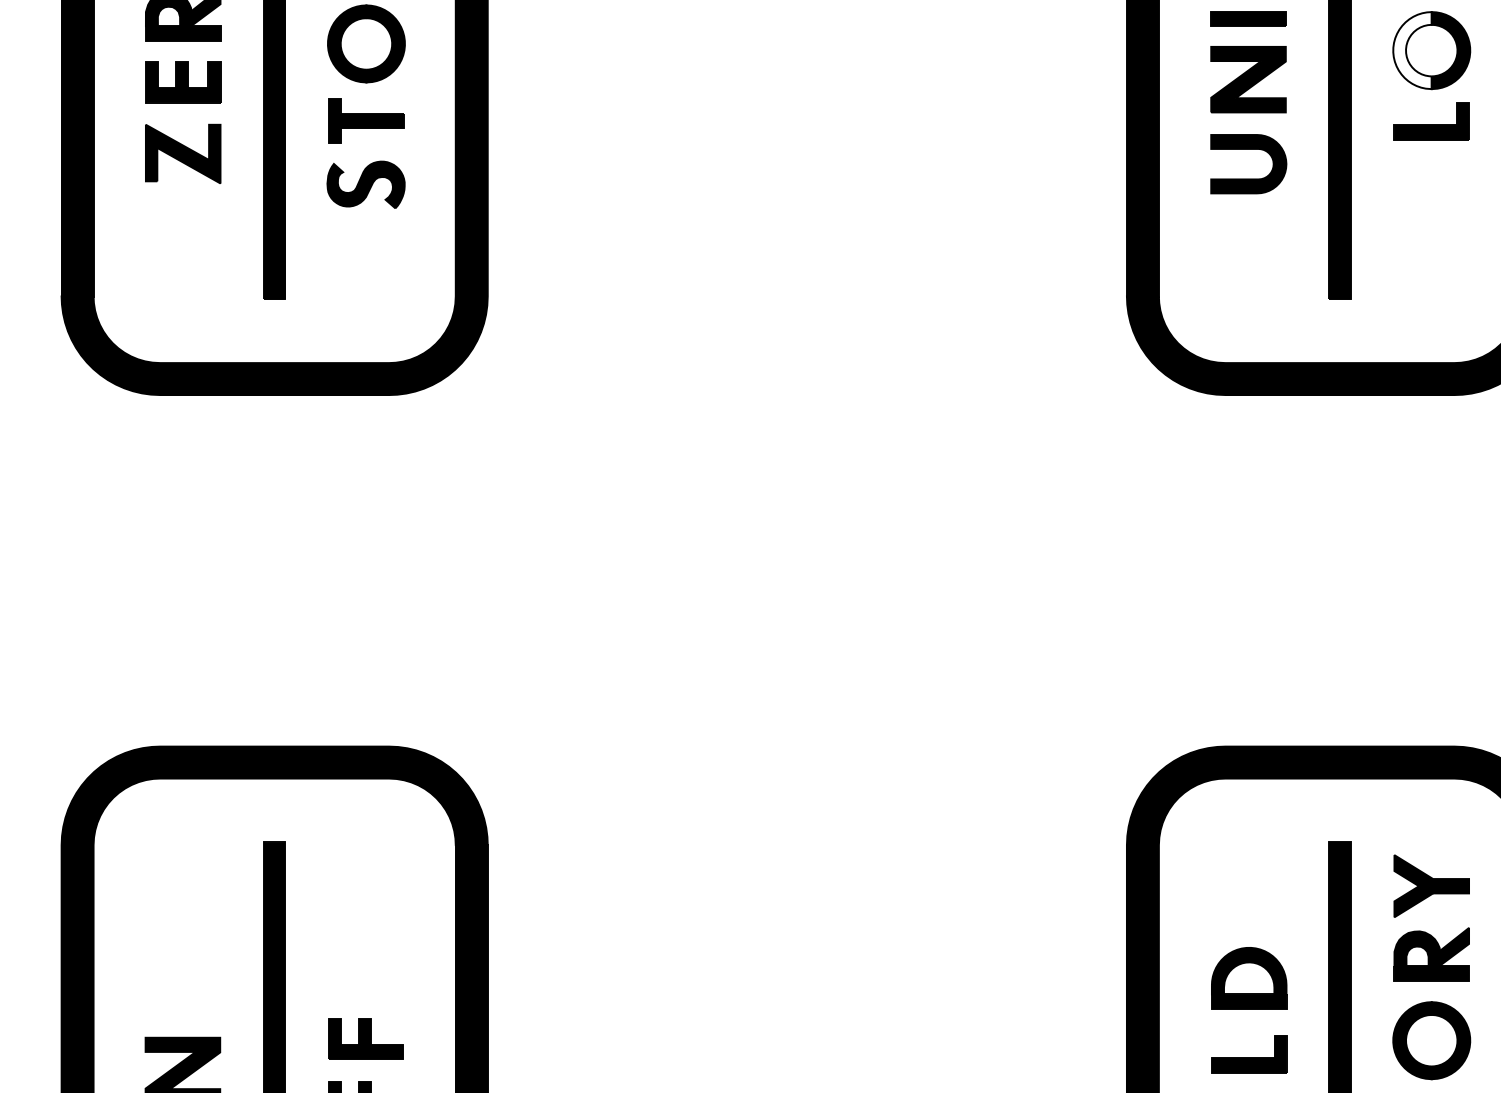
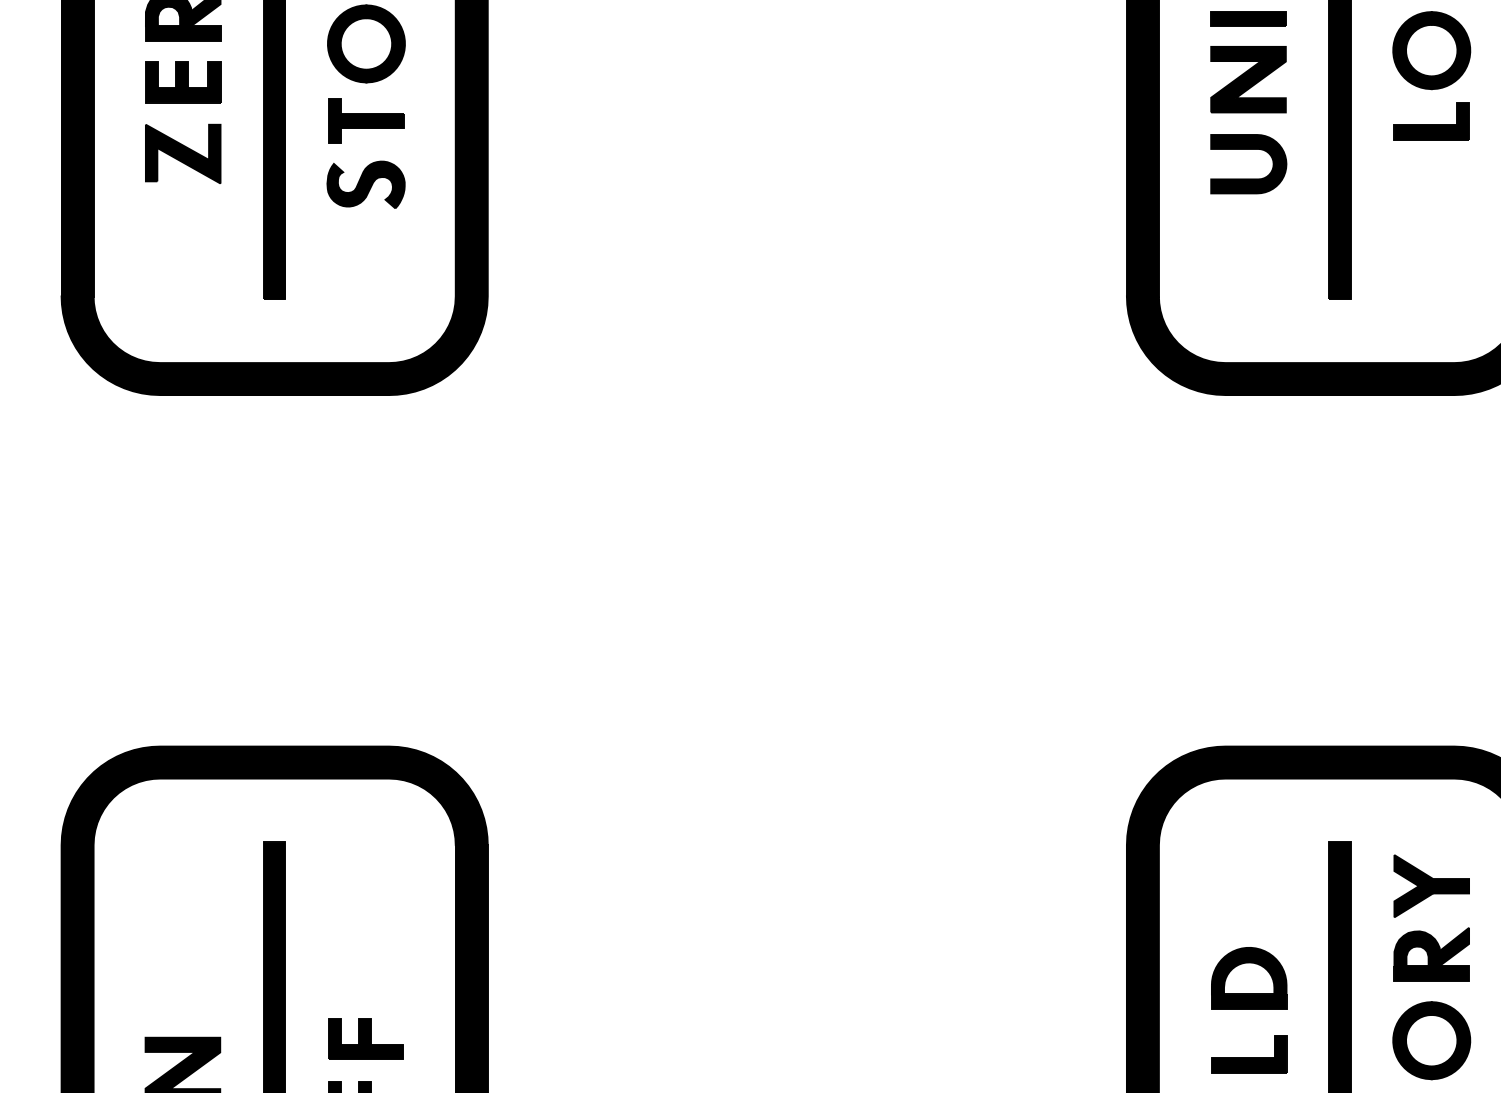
fill: none -> present (1412, 50)
